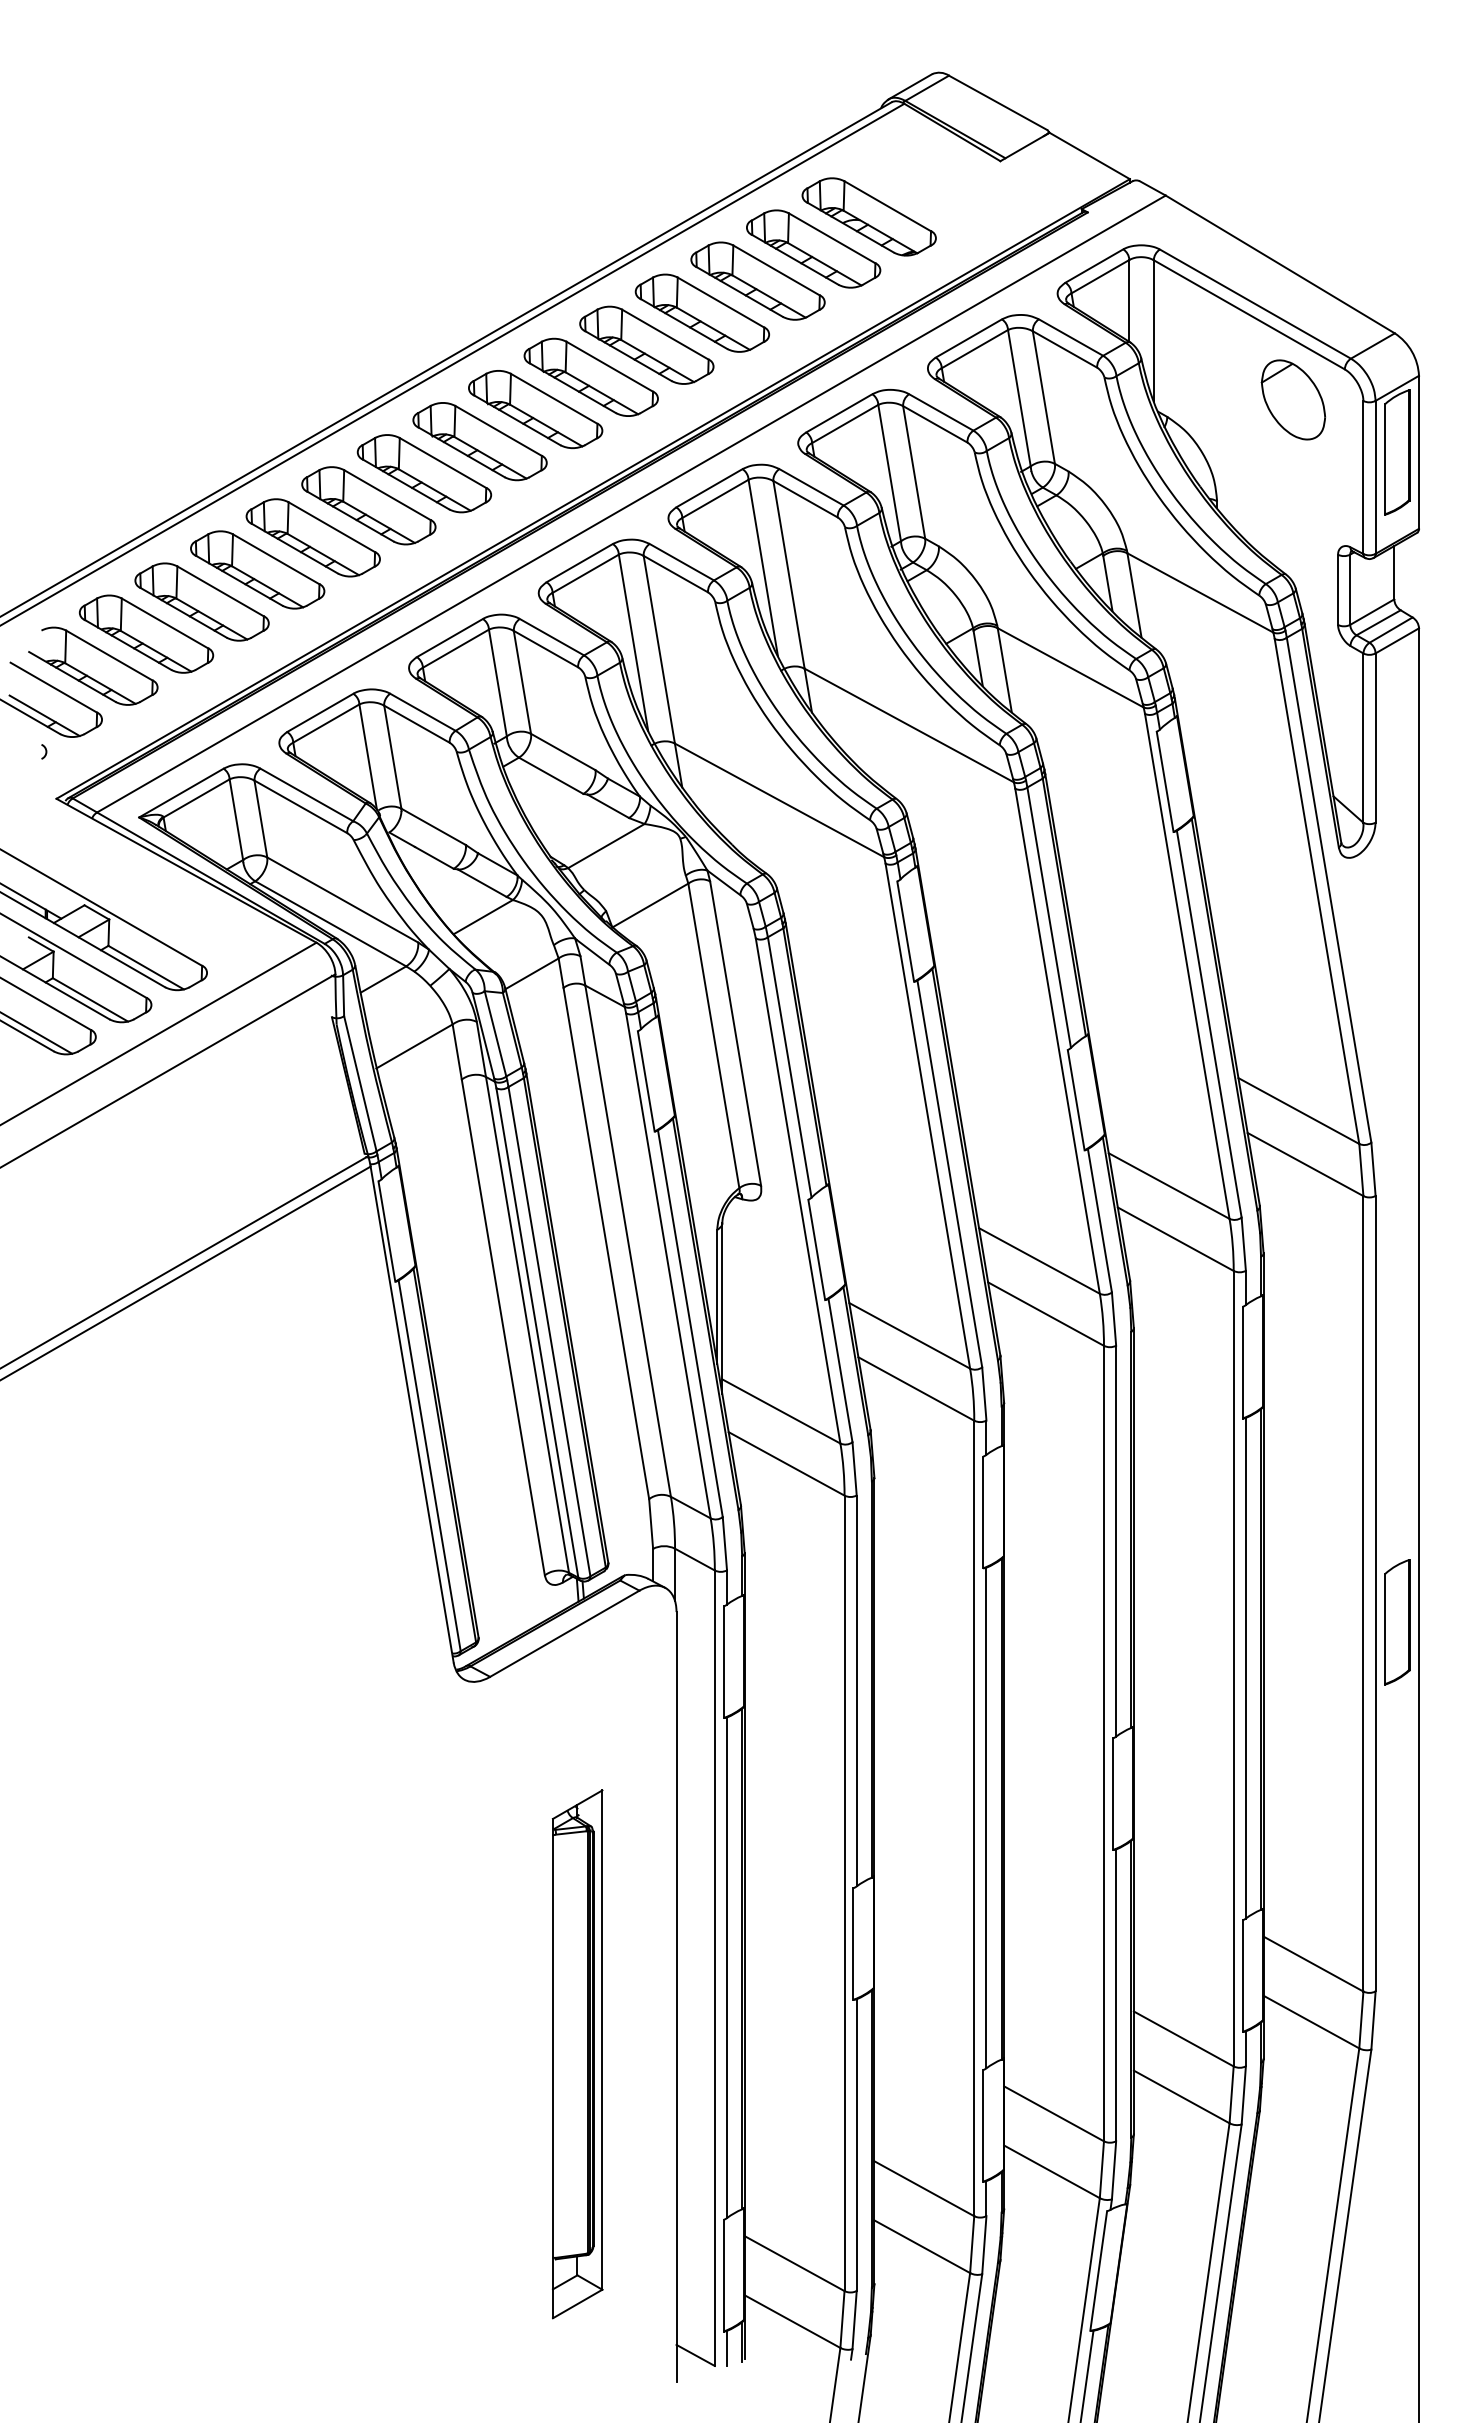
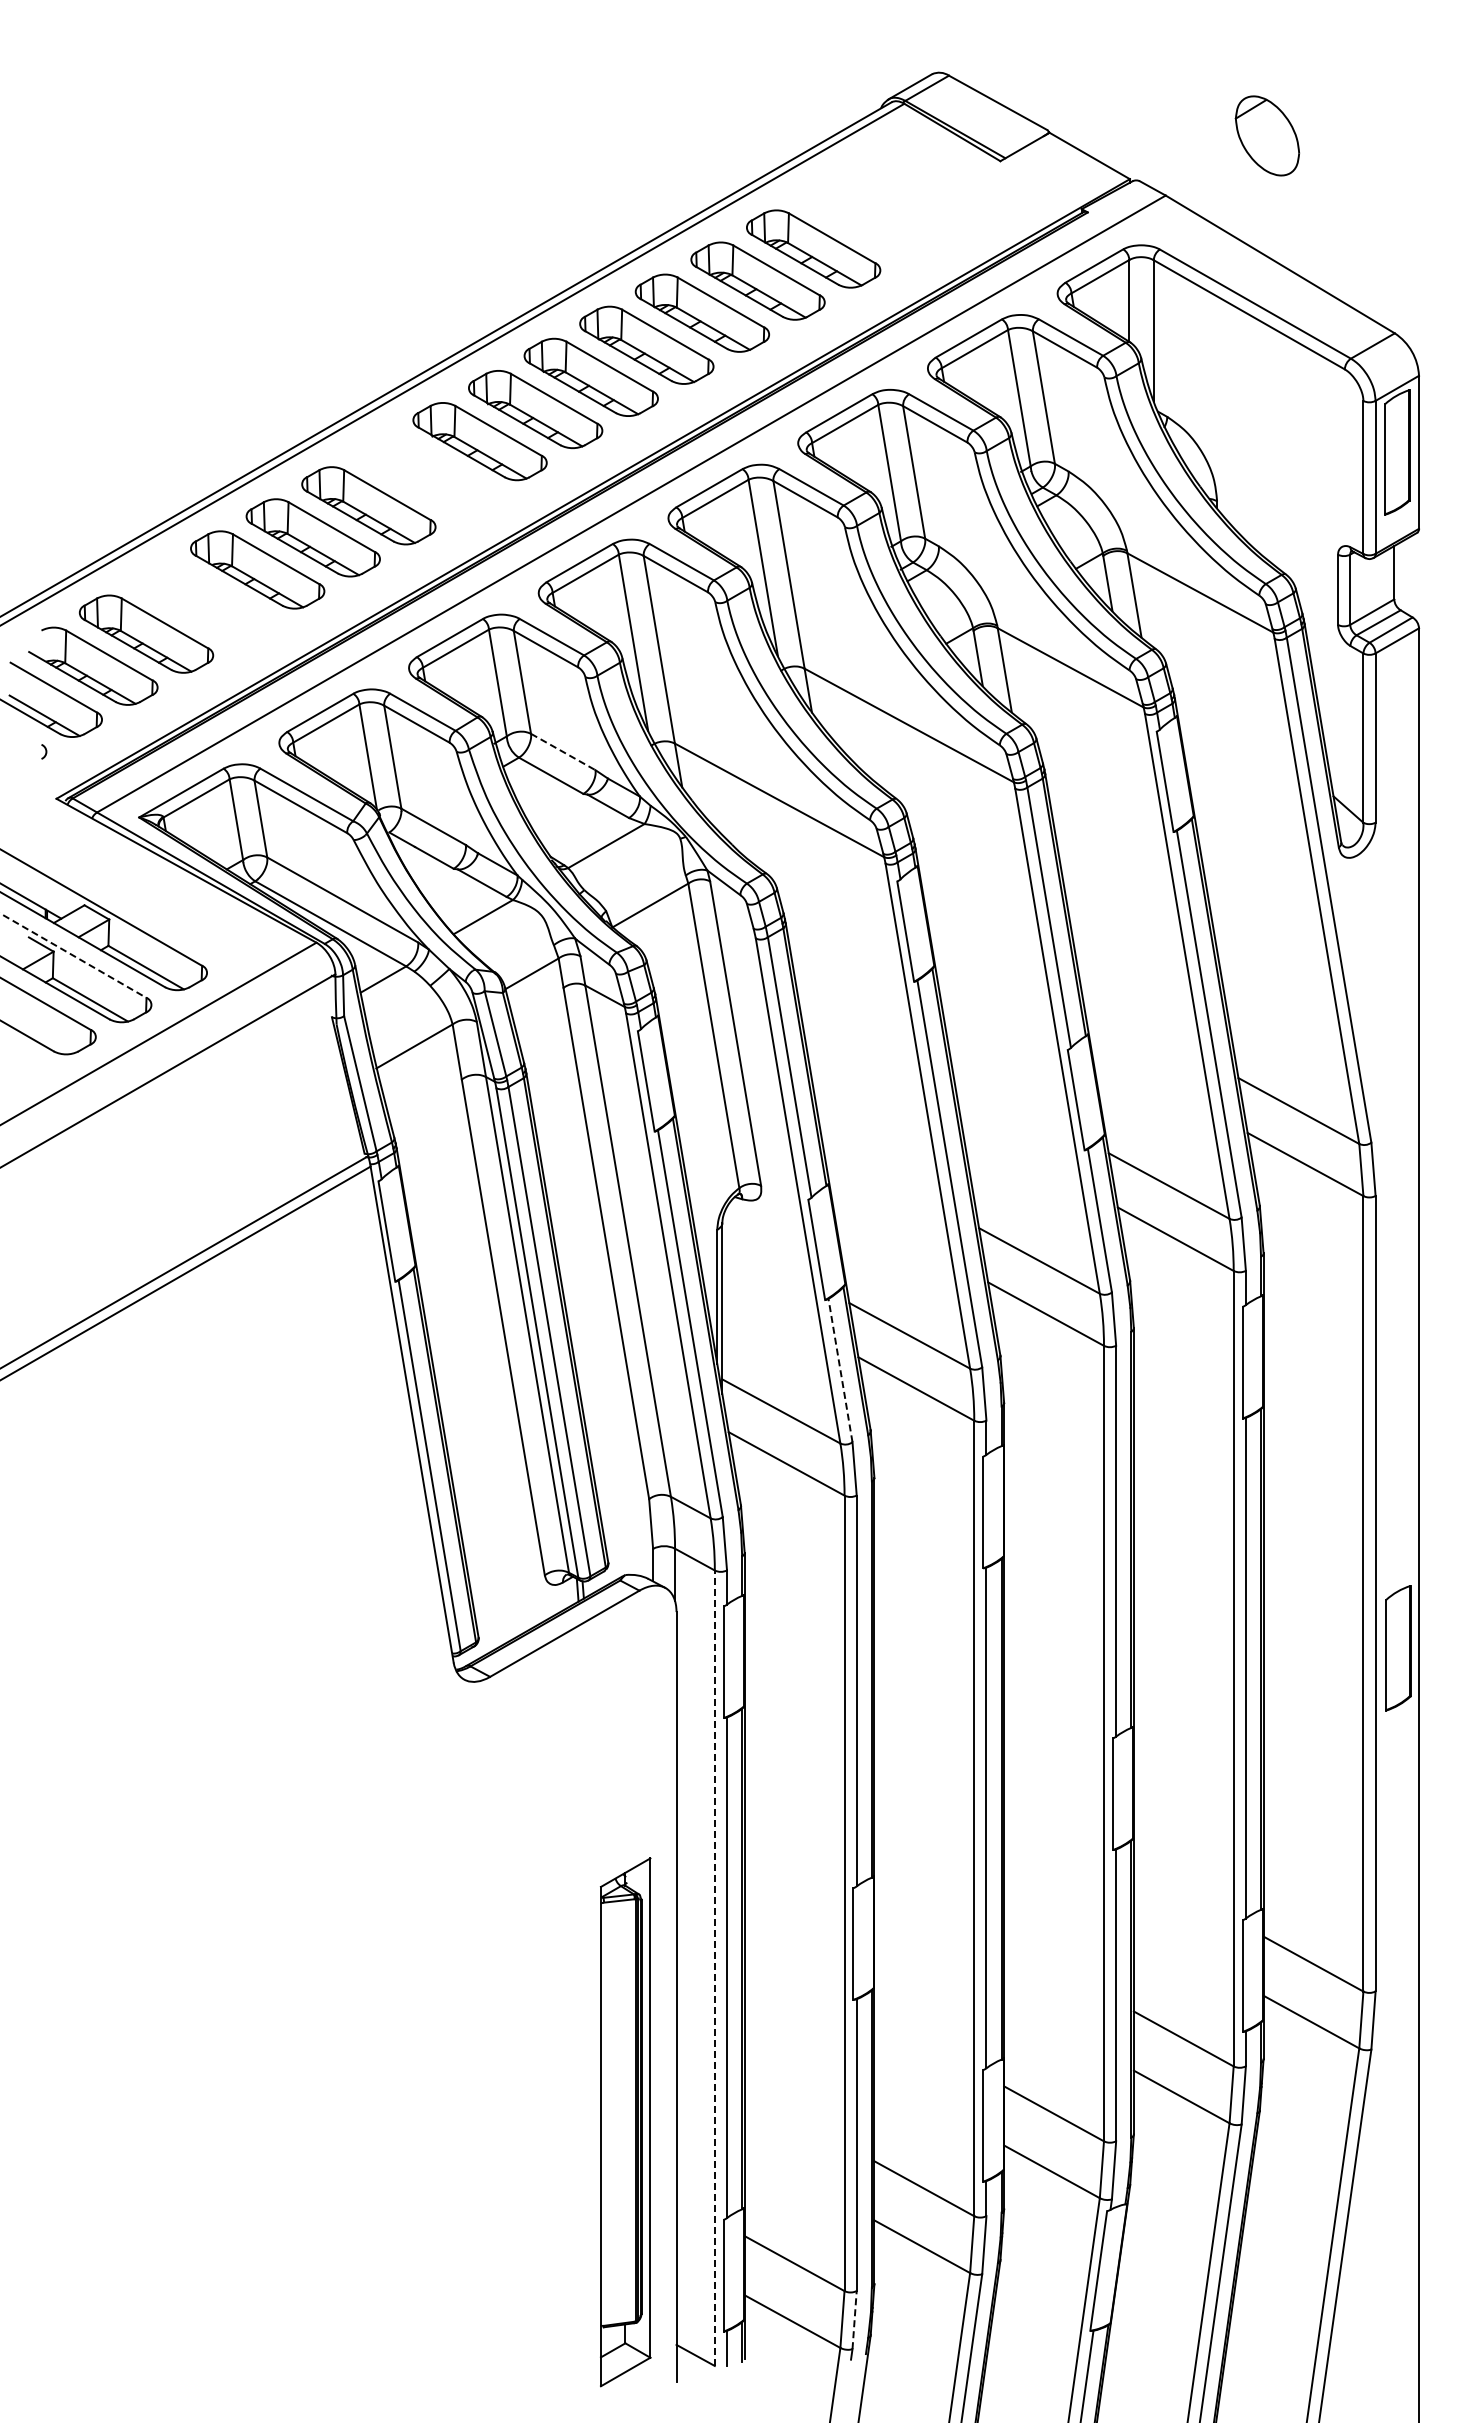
part: present -> none (868, 216)
part position: (1293, 399) -> (1267, 135) (1267, 135)
part: present -> none (424, 473)
part: present -> none (201, 601)
line: solid -> dashed (563, 752)
line: solid -> dashed (73, 956)
line: present -> none (37, 1033)
line: solid -> dashed (840, 1370)
part position: (1397, 1622) -> (1398, 1648) (1398, 1648)
line: solid -> dashed (714, 1968)
part position: (577, 2054) -> (625, 2122) (625, 2122)
line: solid -> dashed (854, 2319)
